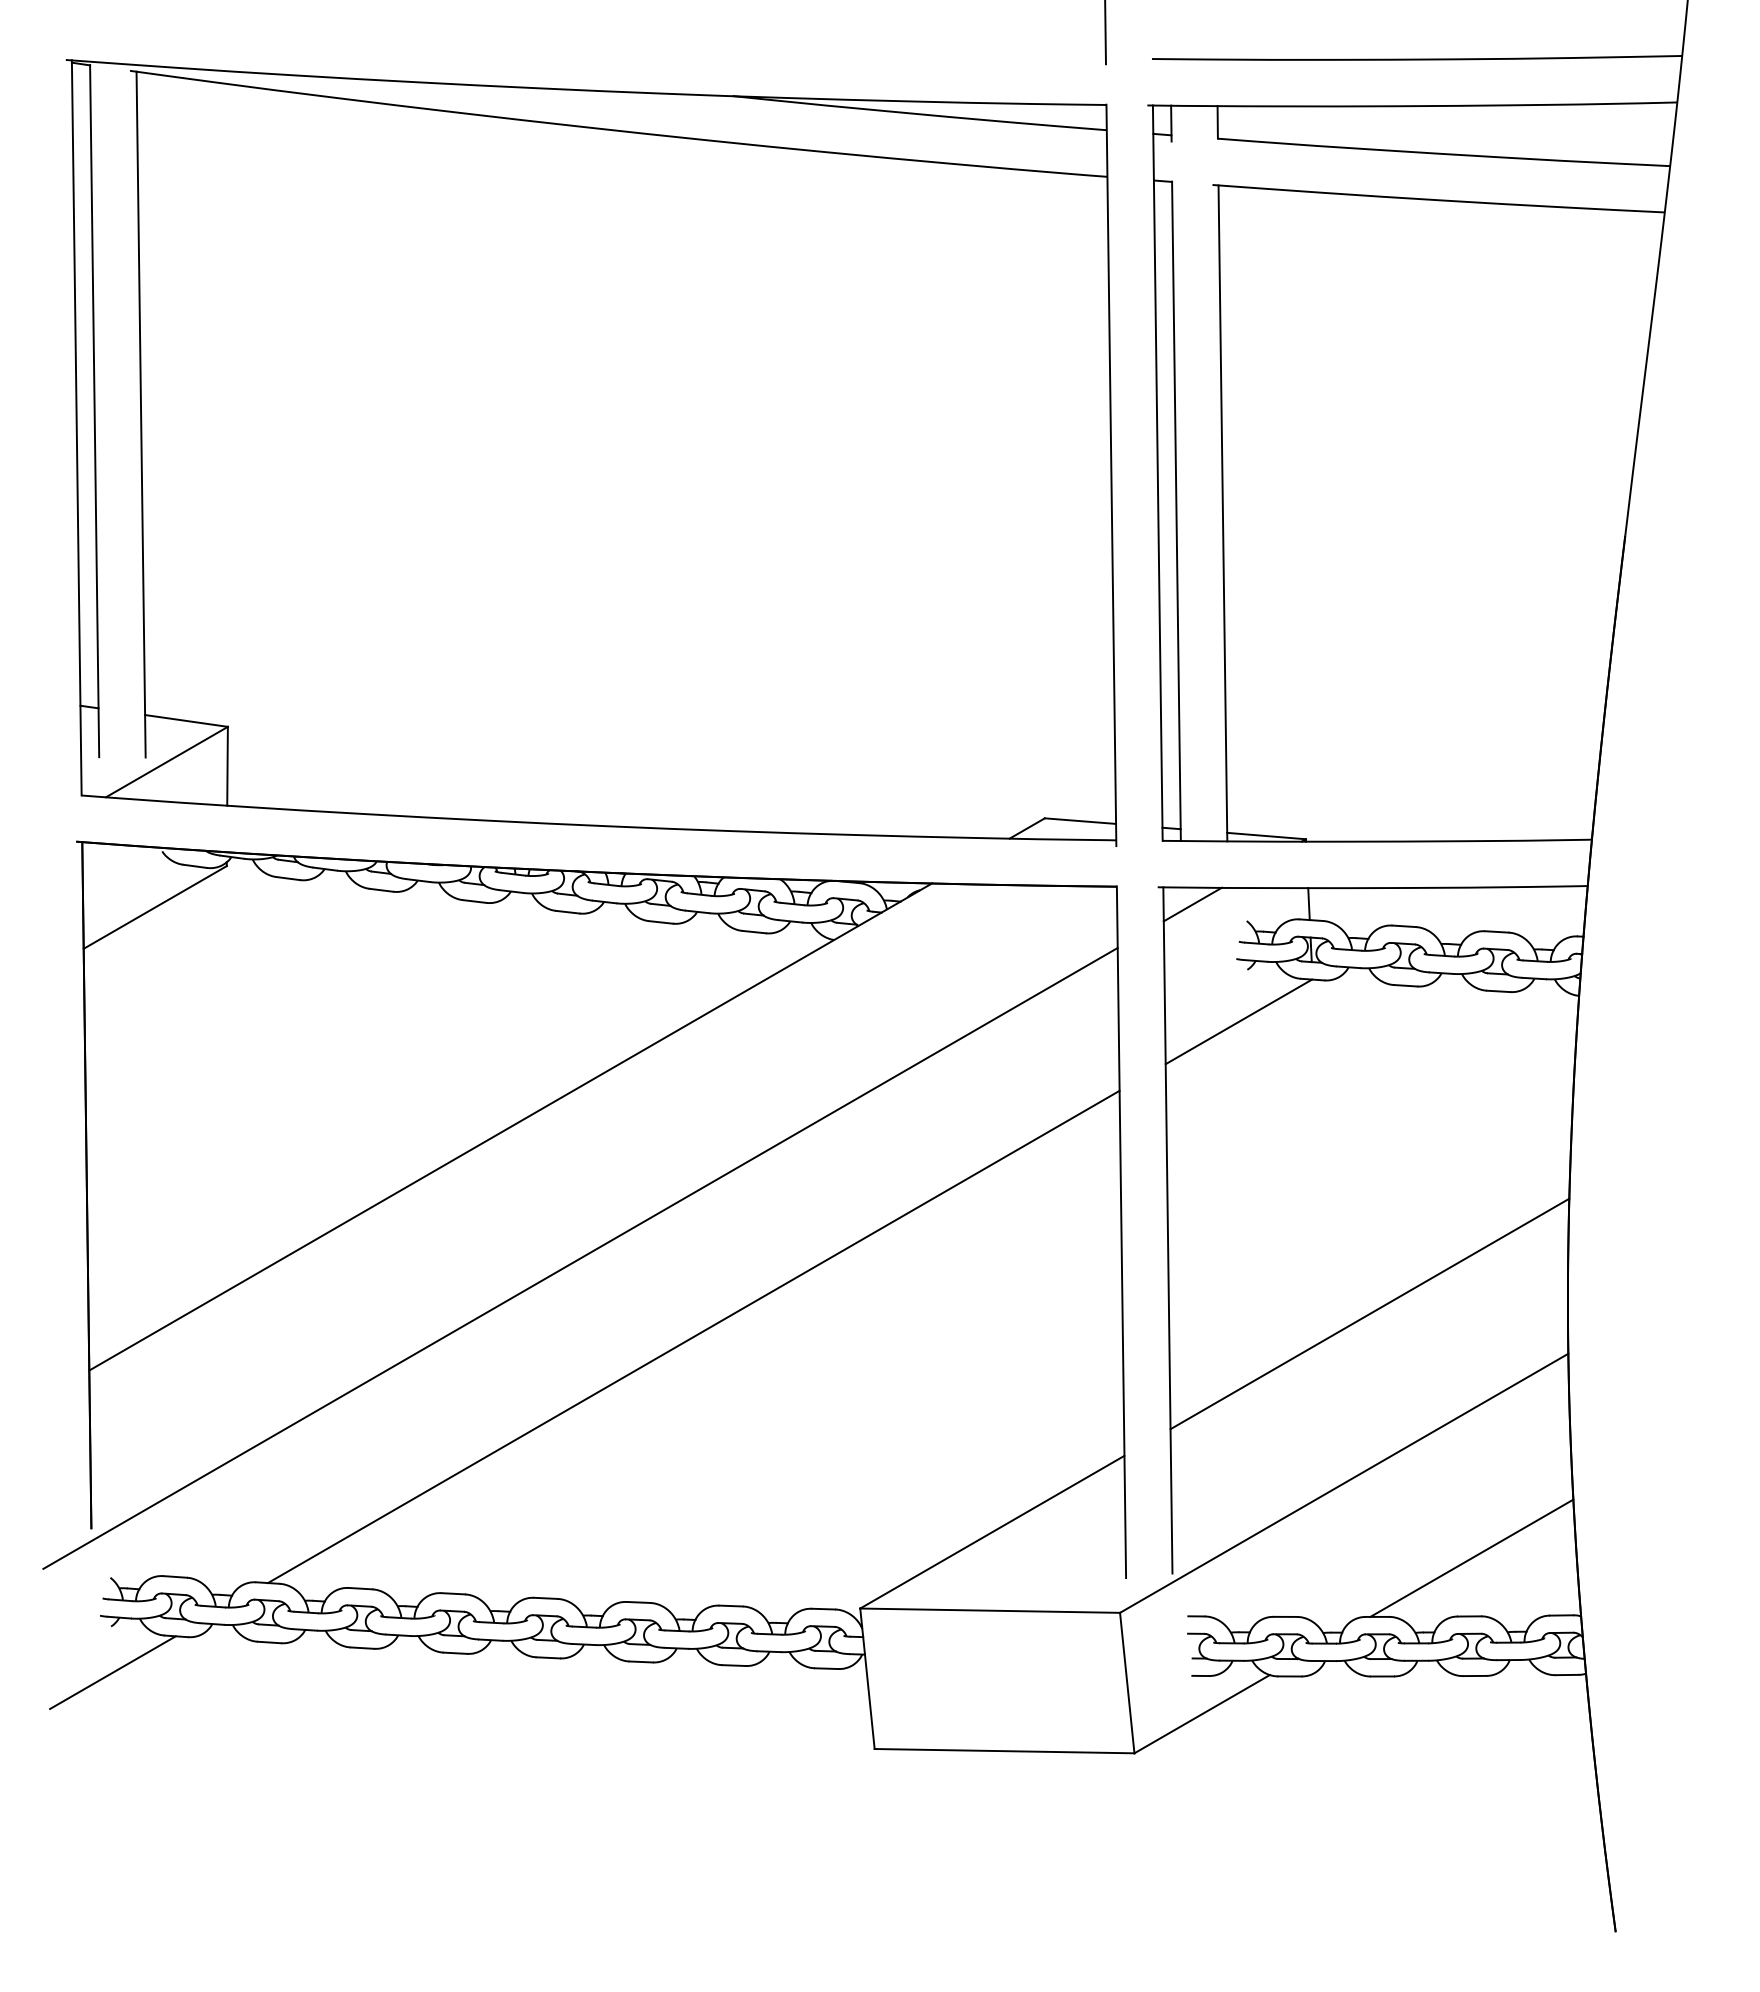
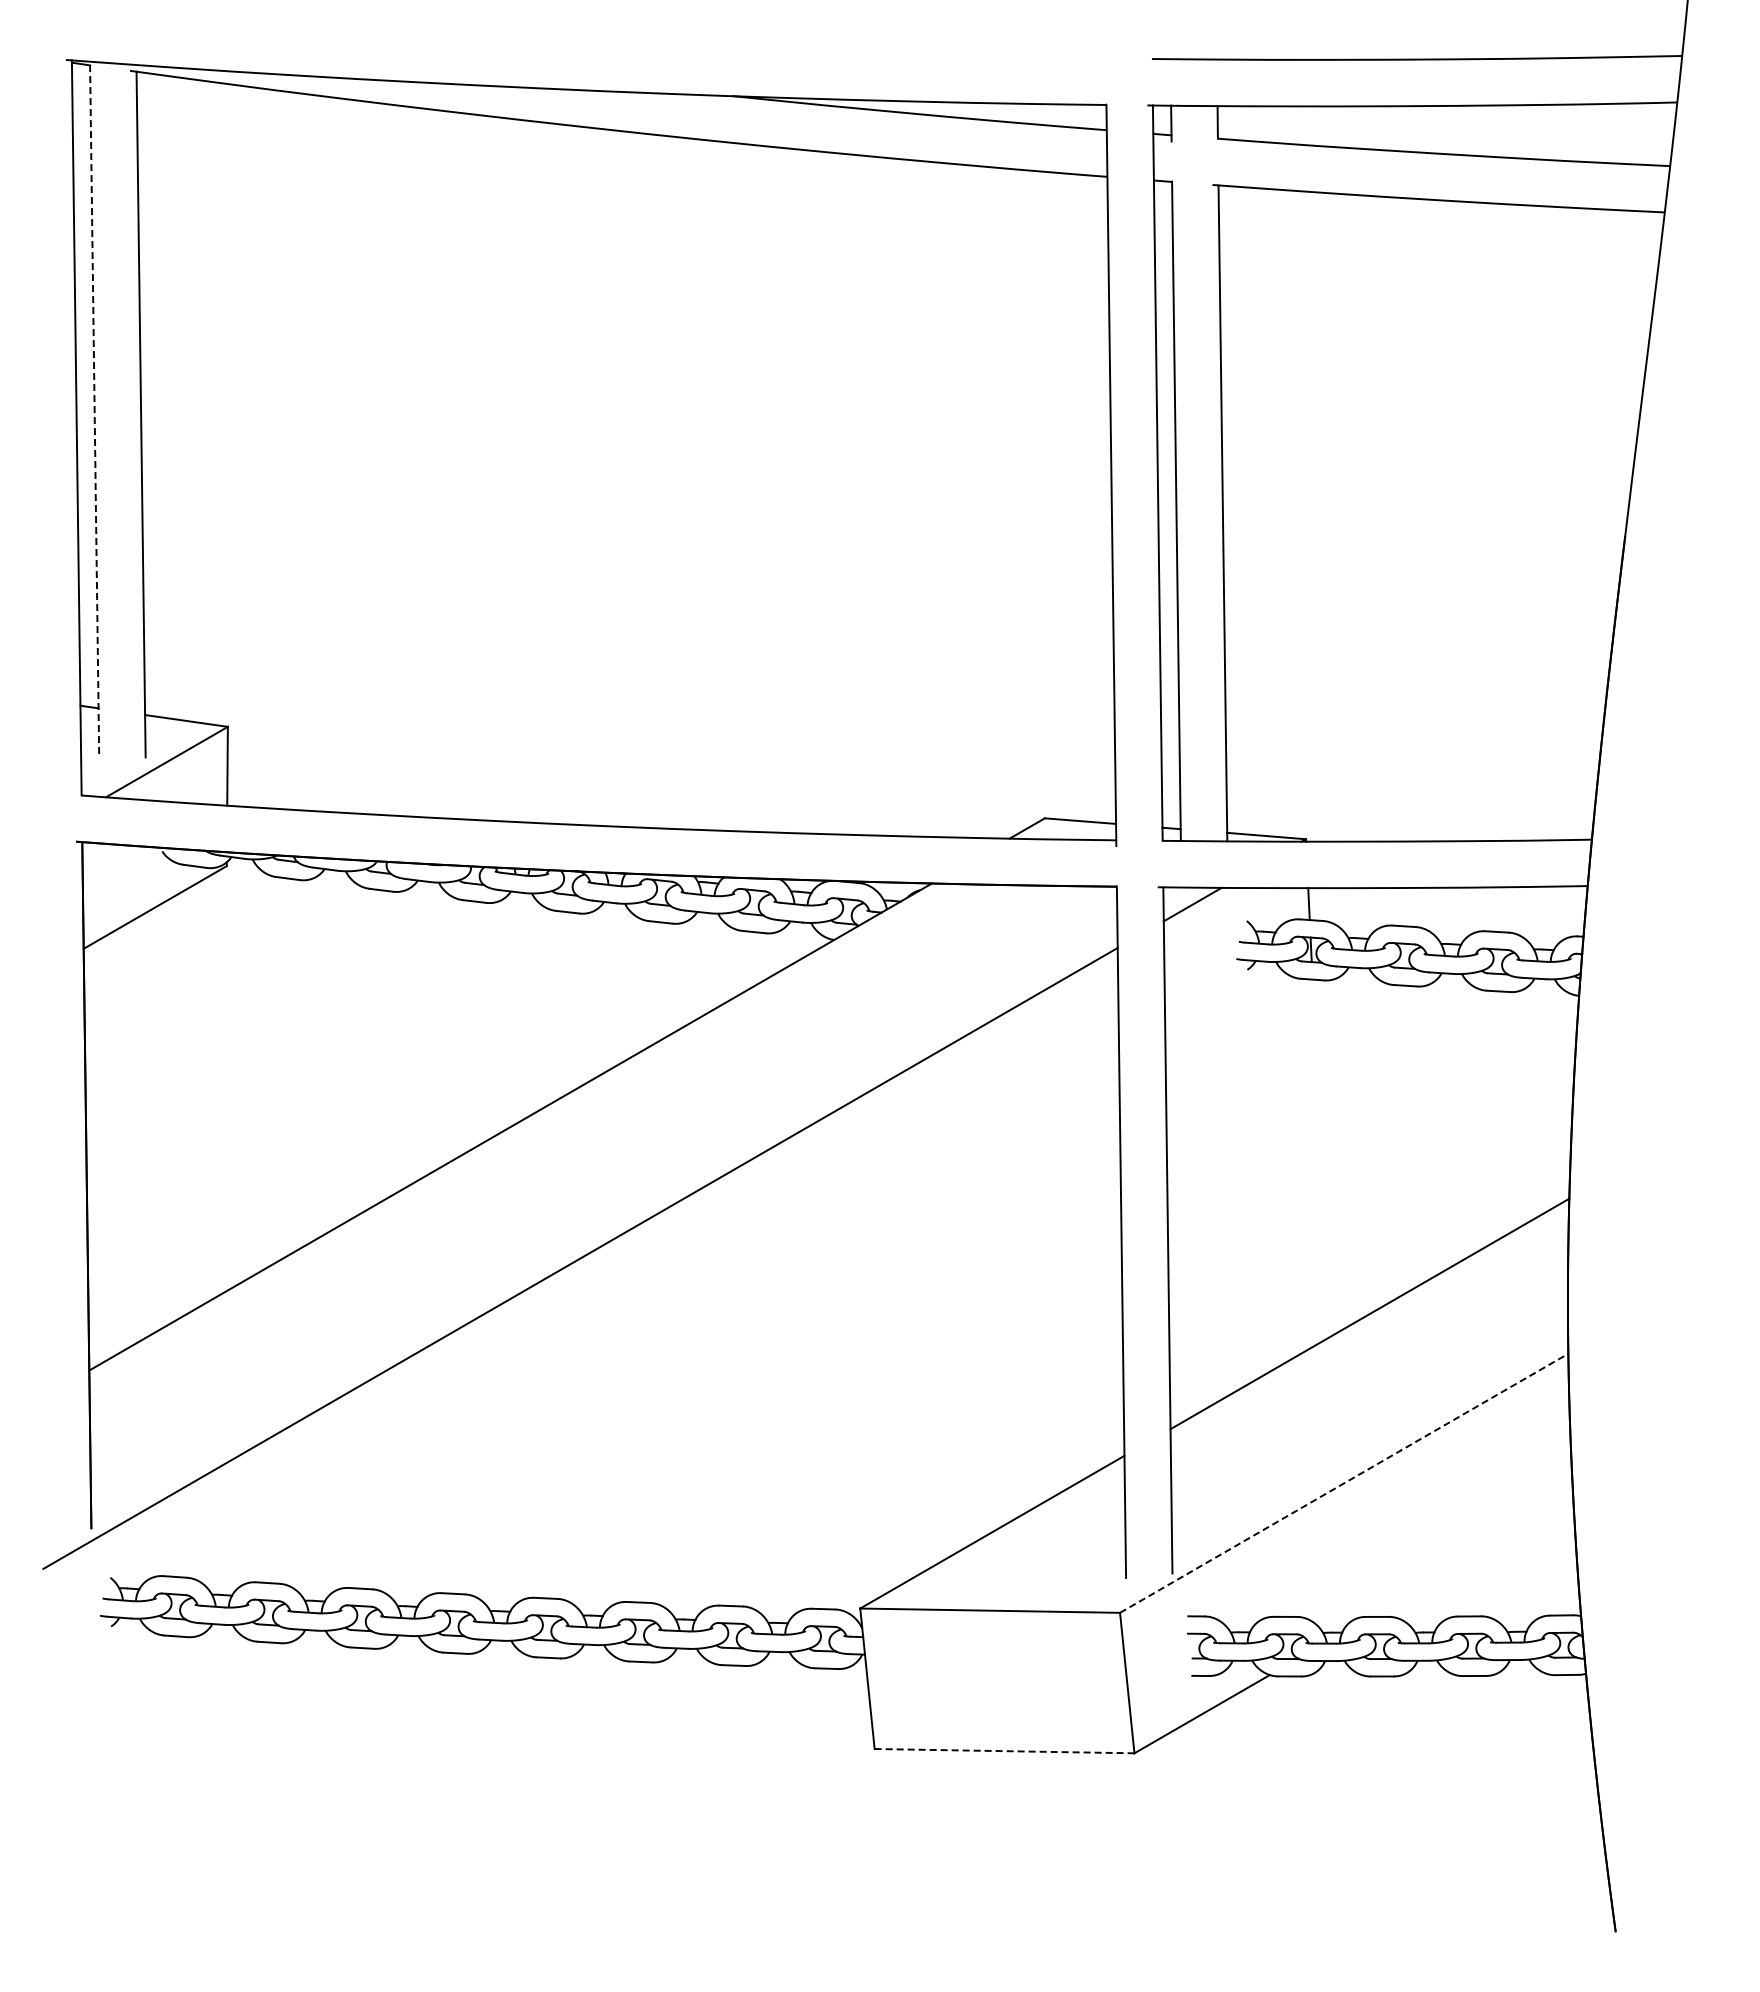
line: present -> none (1105, 33)
line: solid -> dashed (94, 411)
line: present -> none (1238, 1021)
line: present -> none (693, 1336)
line: solid -> dashed (1344, 1483)
line: present -> none (1471, 1557)
line: present -> none (112, 1672)
line: solid -> dashed (1004, 1751)
